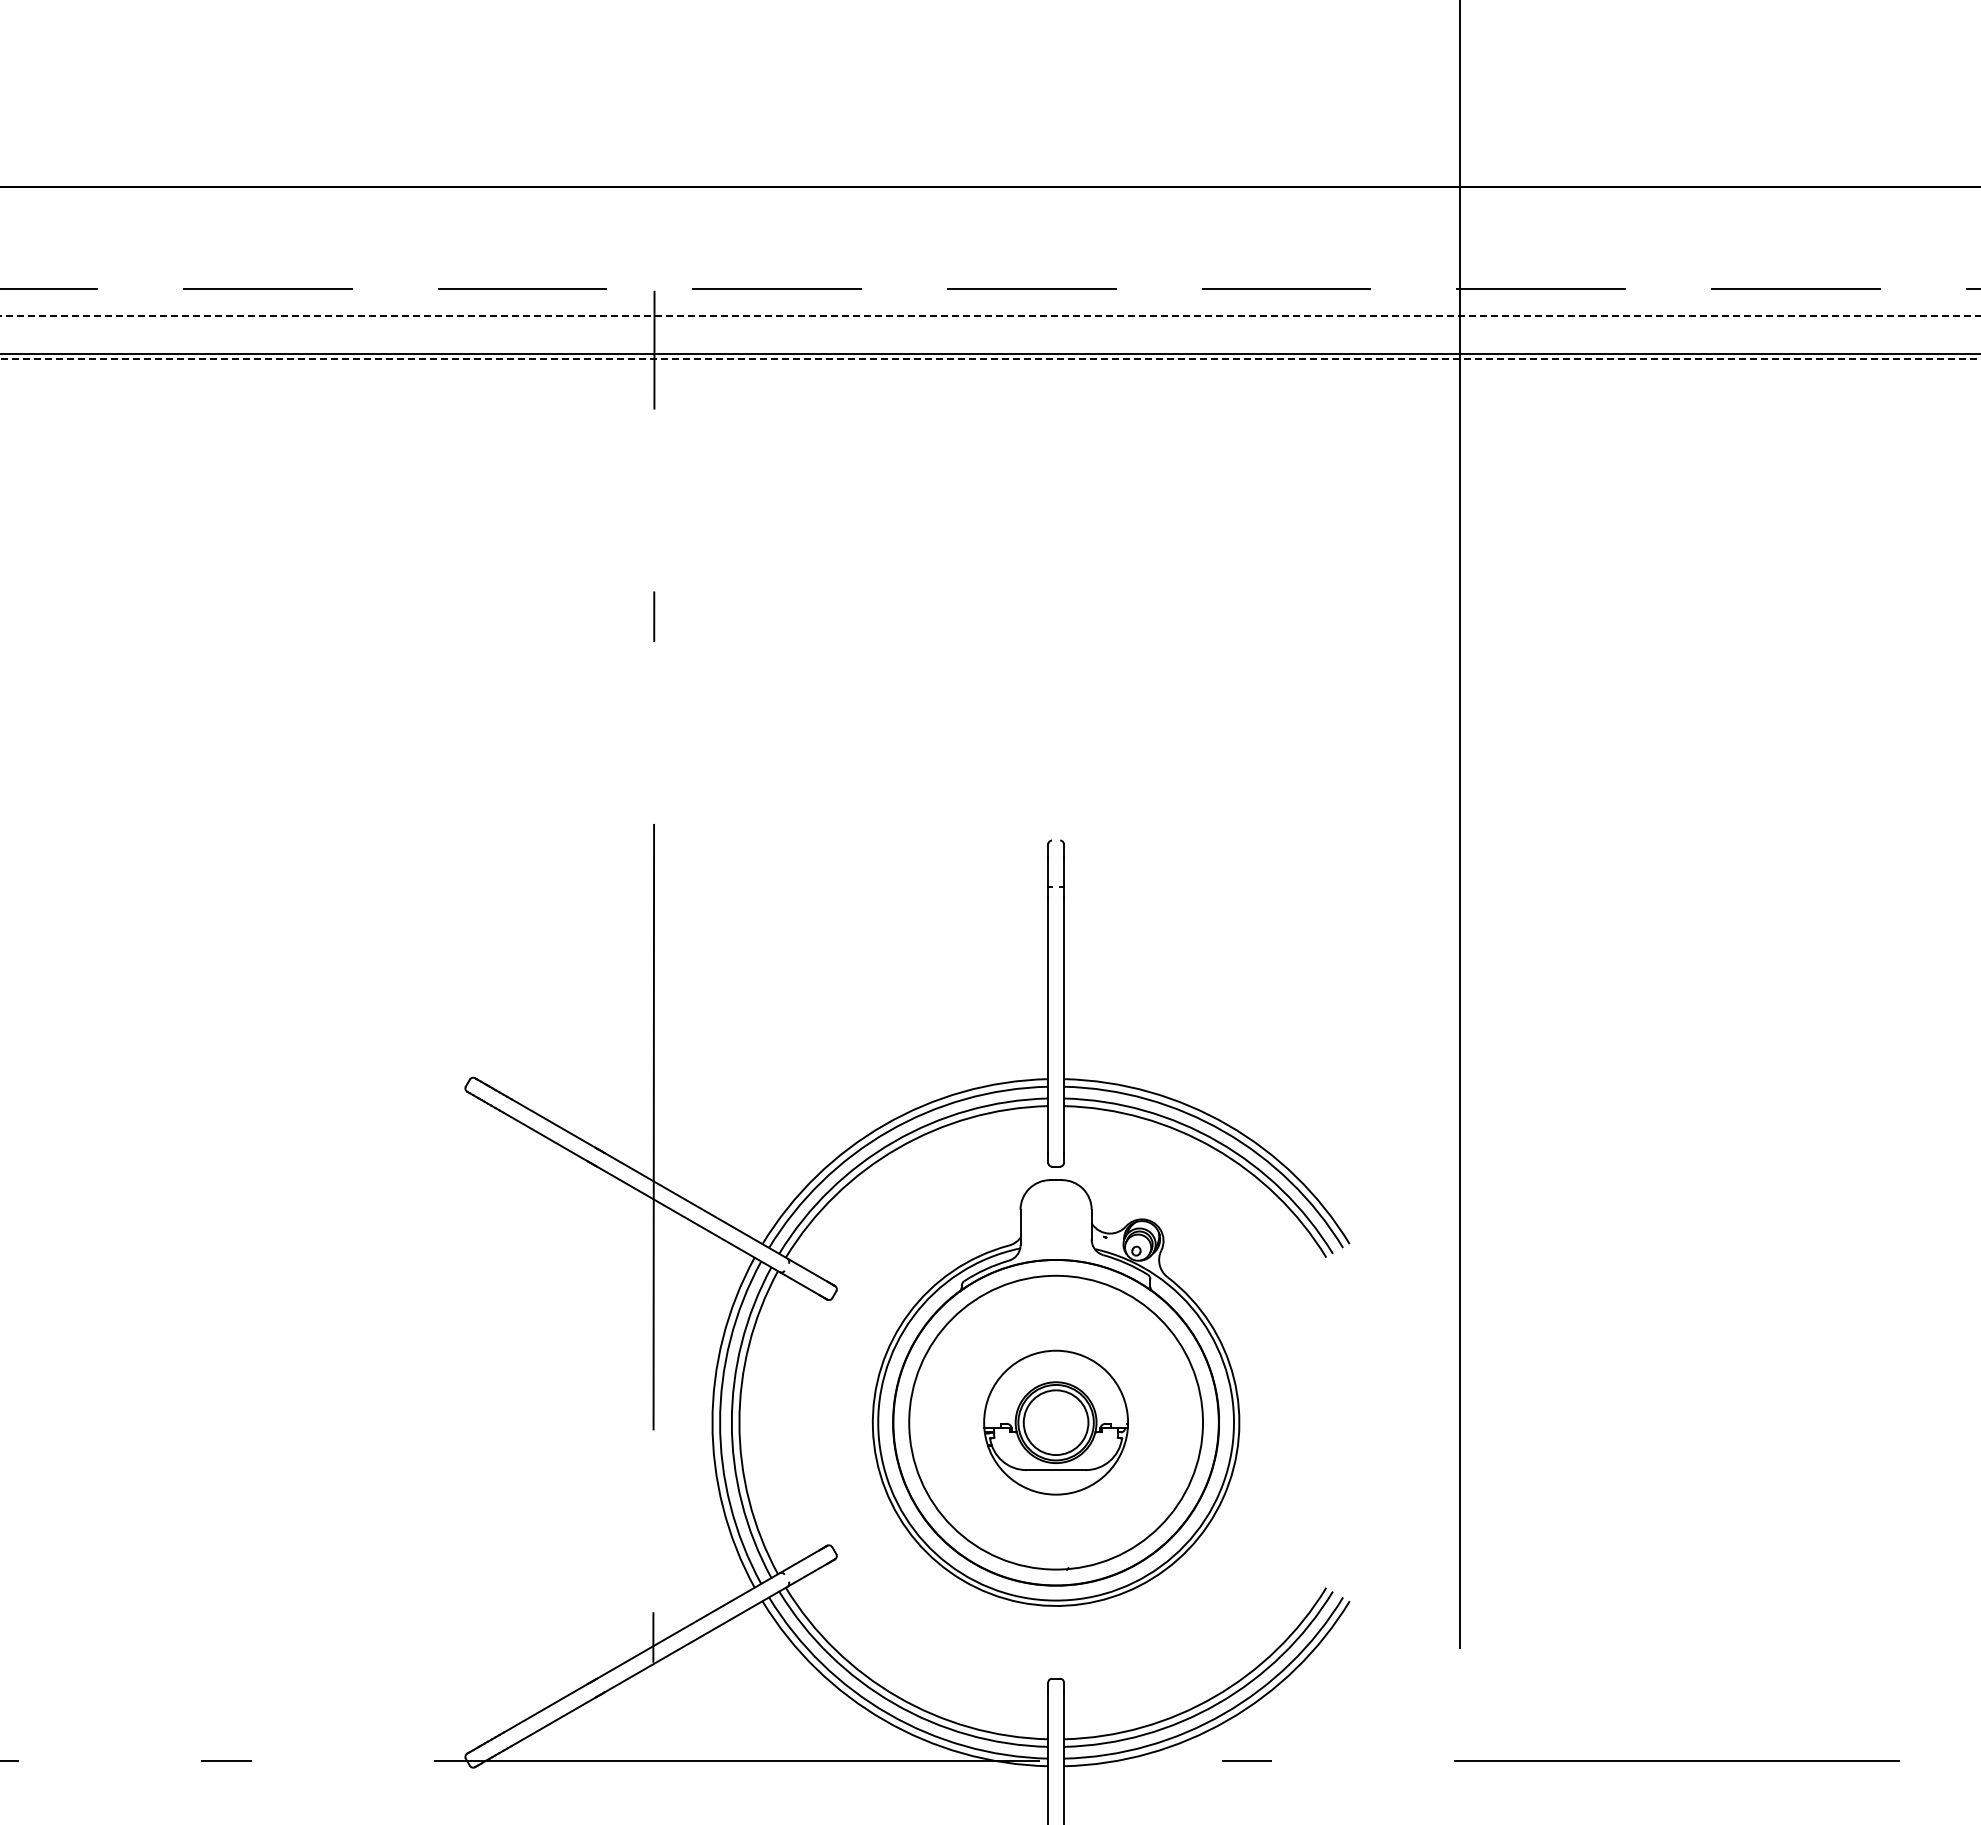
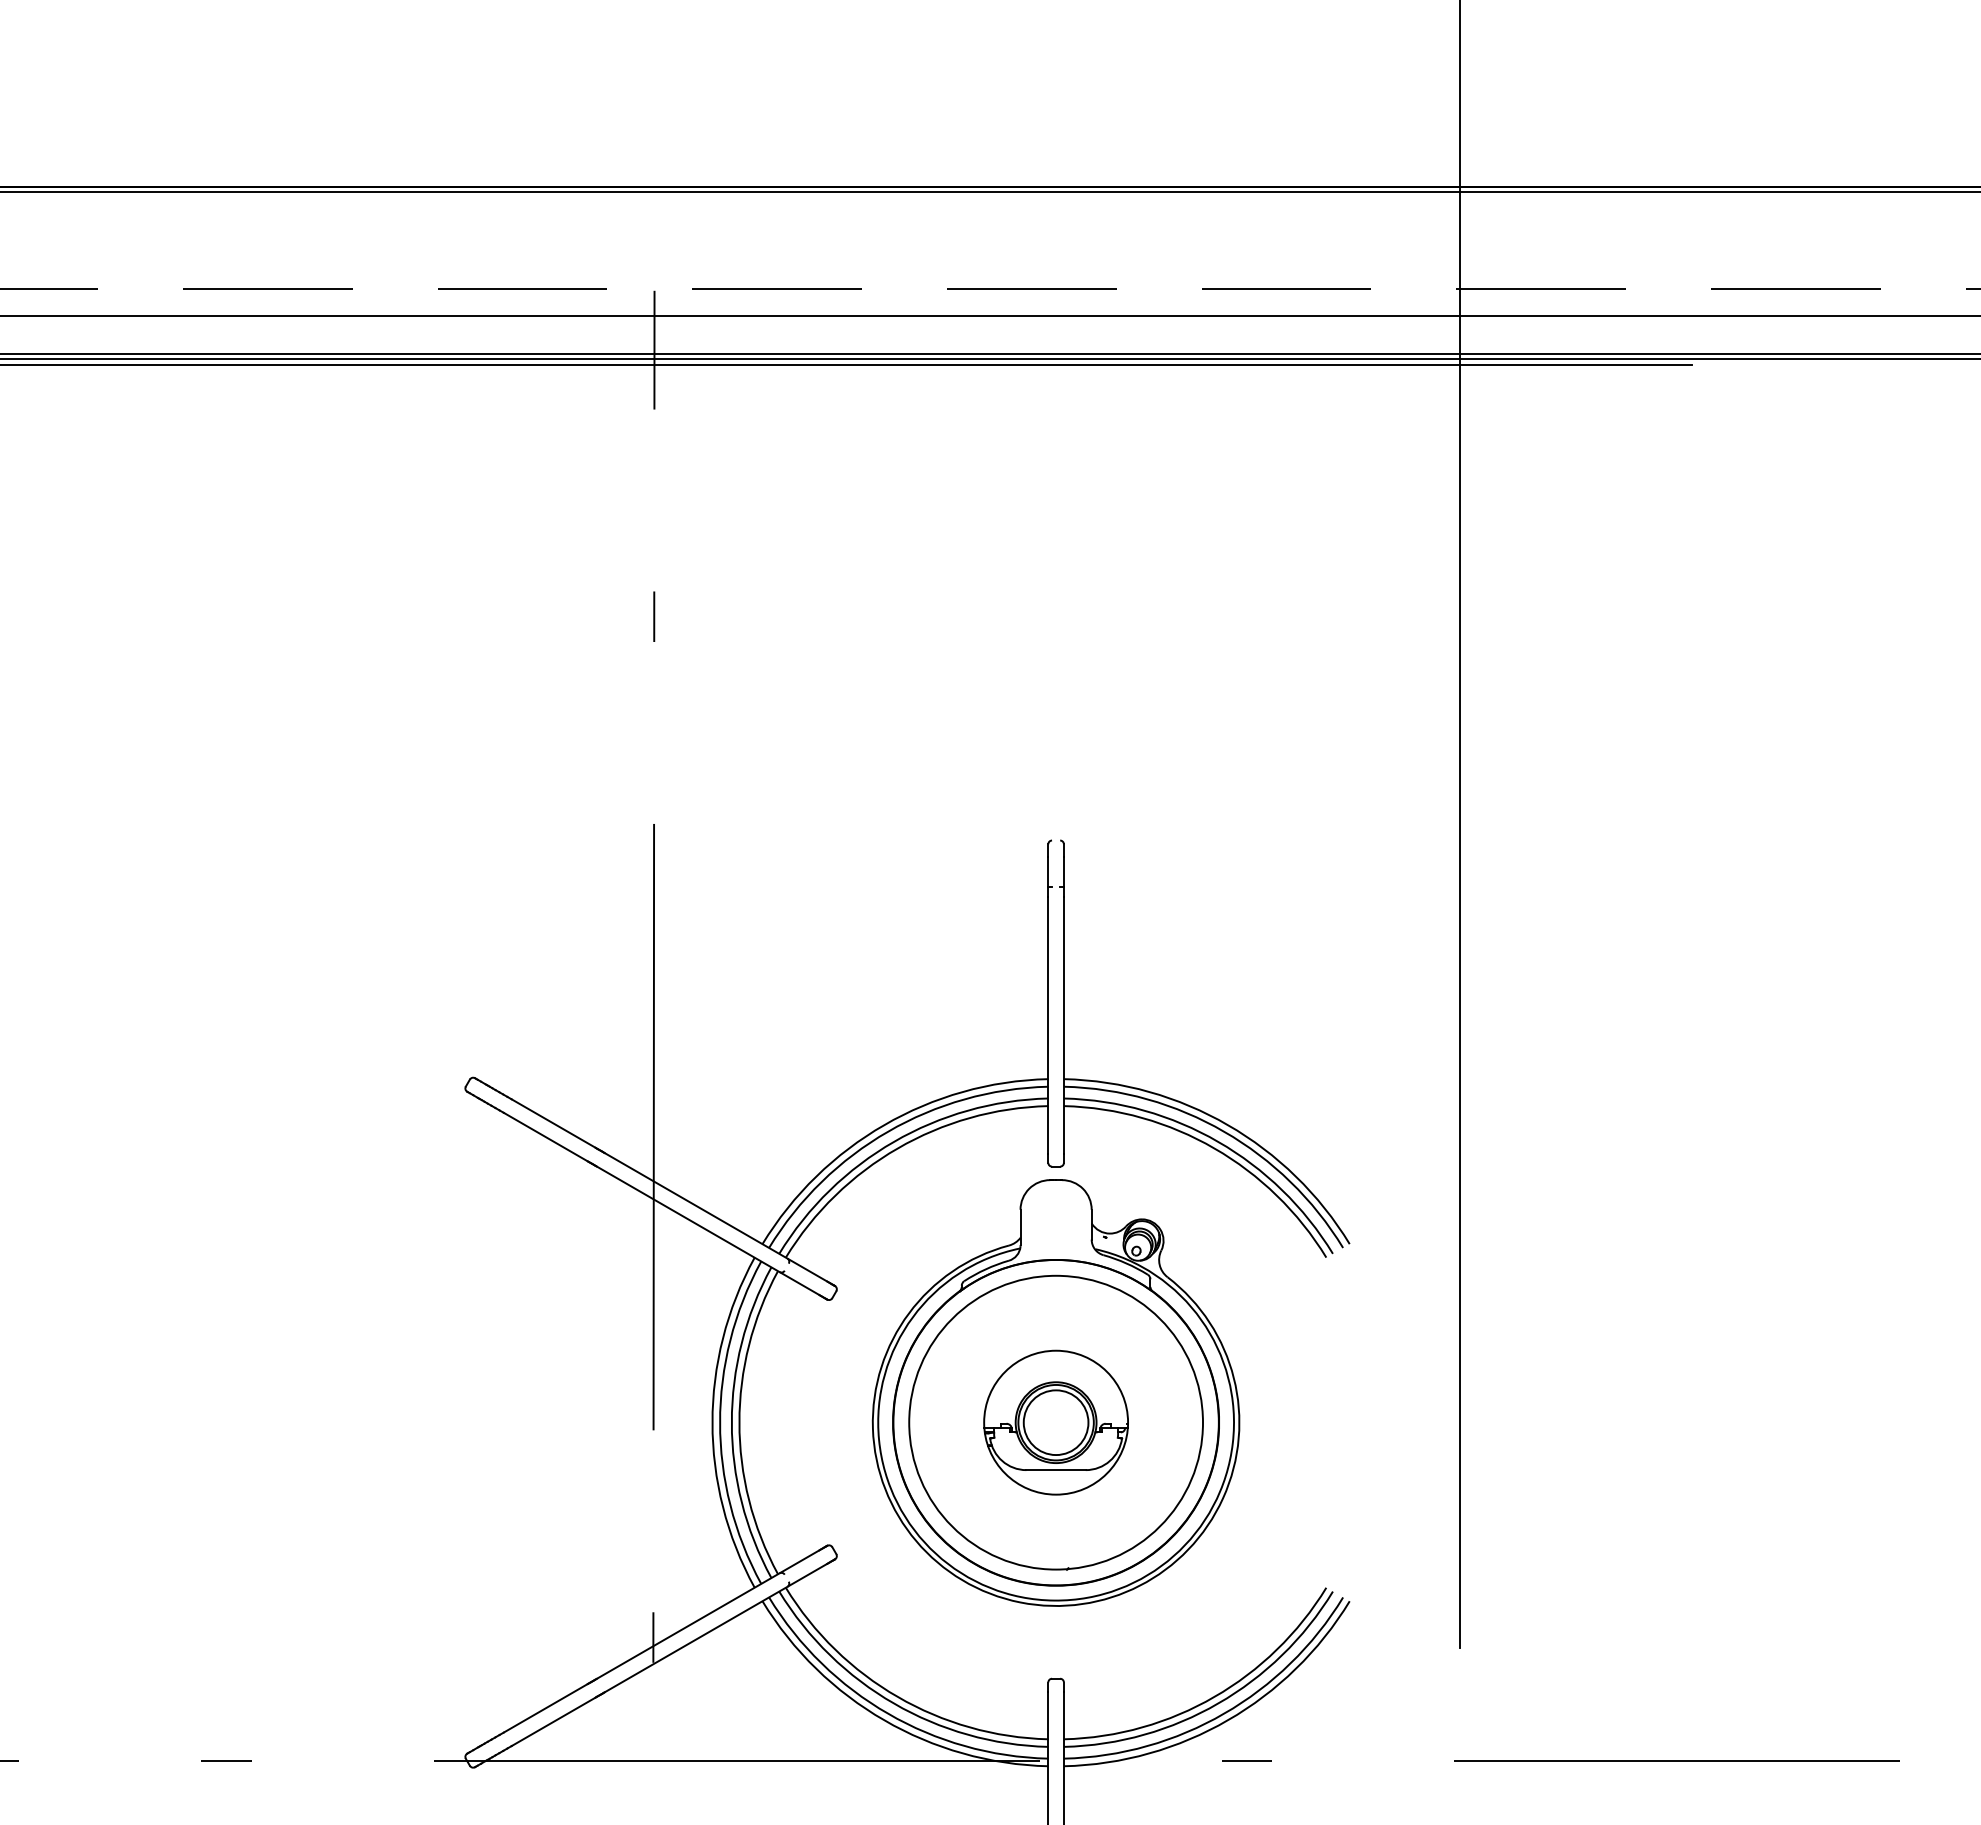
line: none -> present (989, 192)
line: dashed -> solid (989, 316)
line: dashed -> solid (989, 359)
line: none -> present (847, 364)
